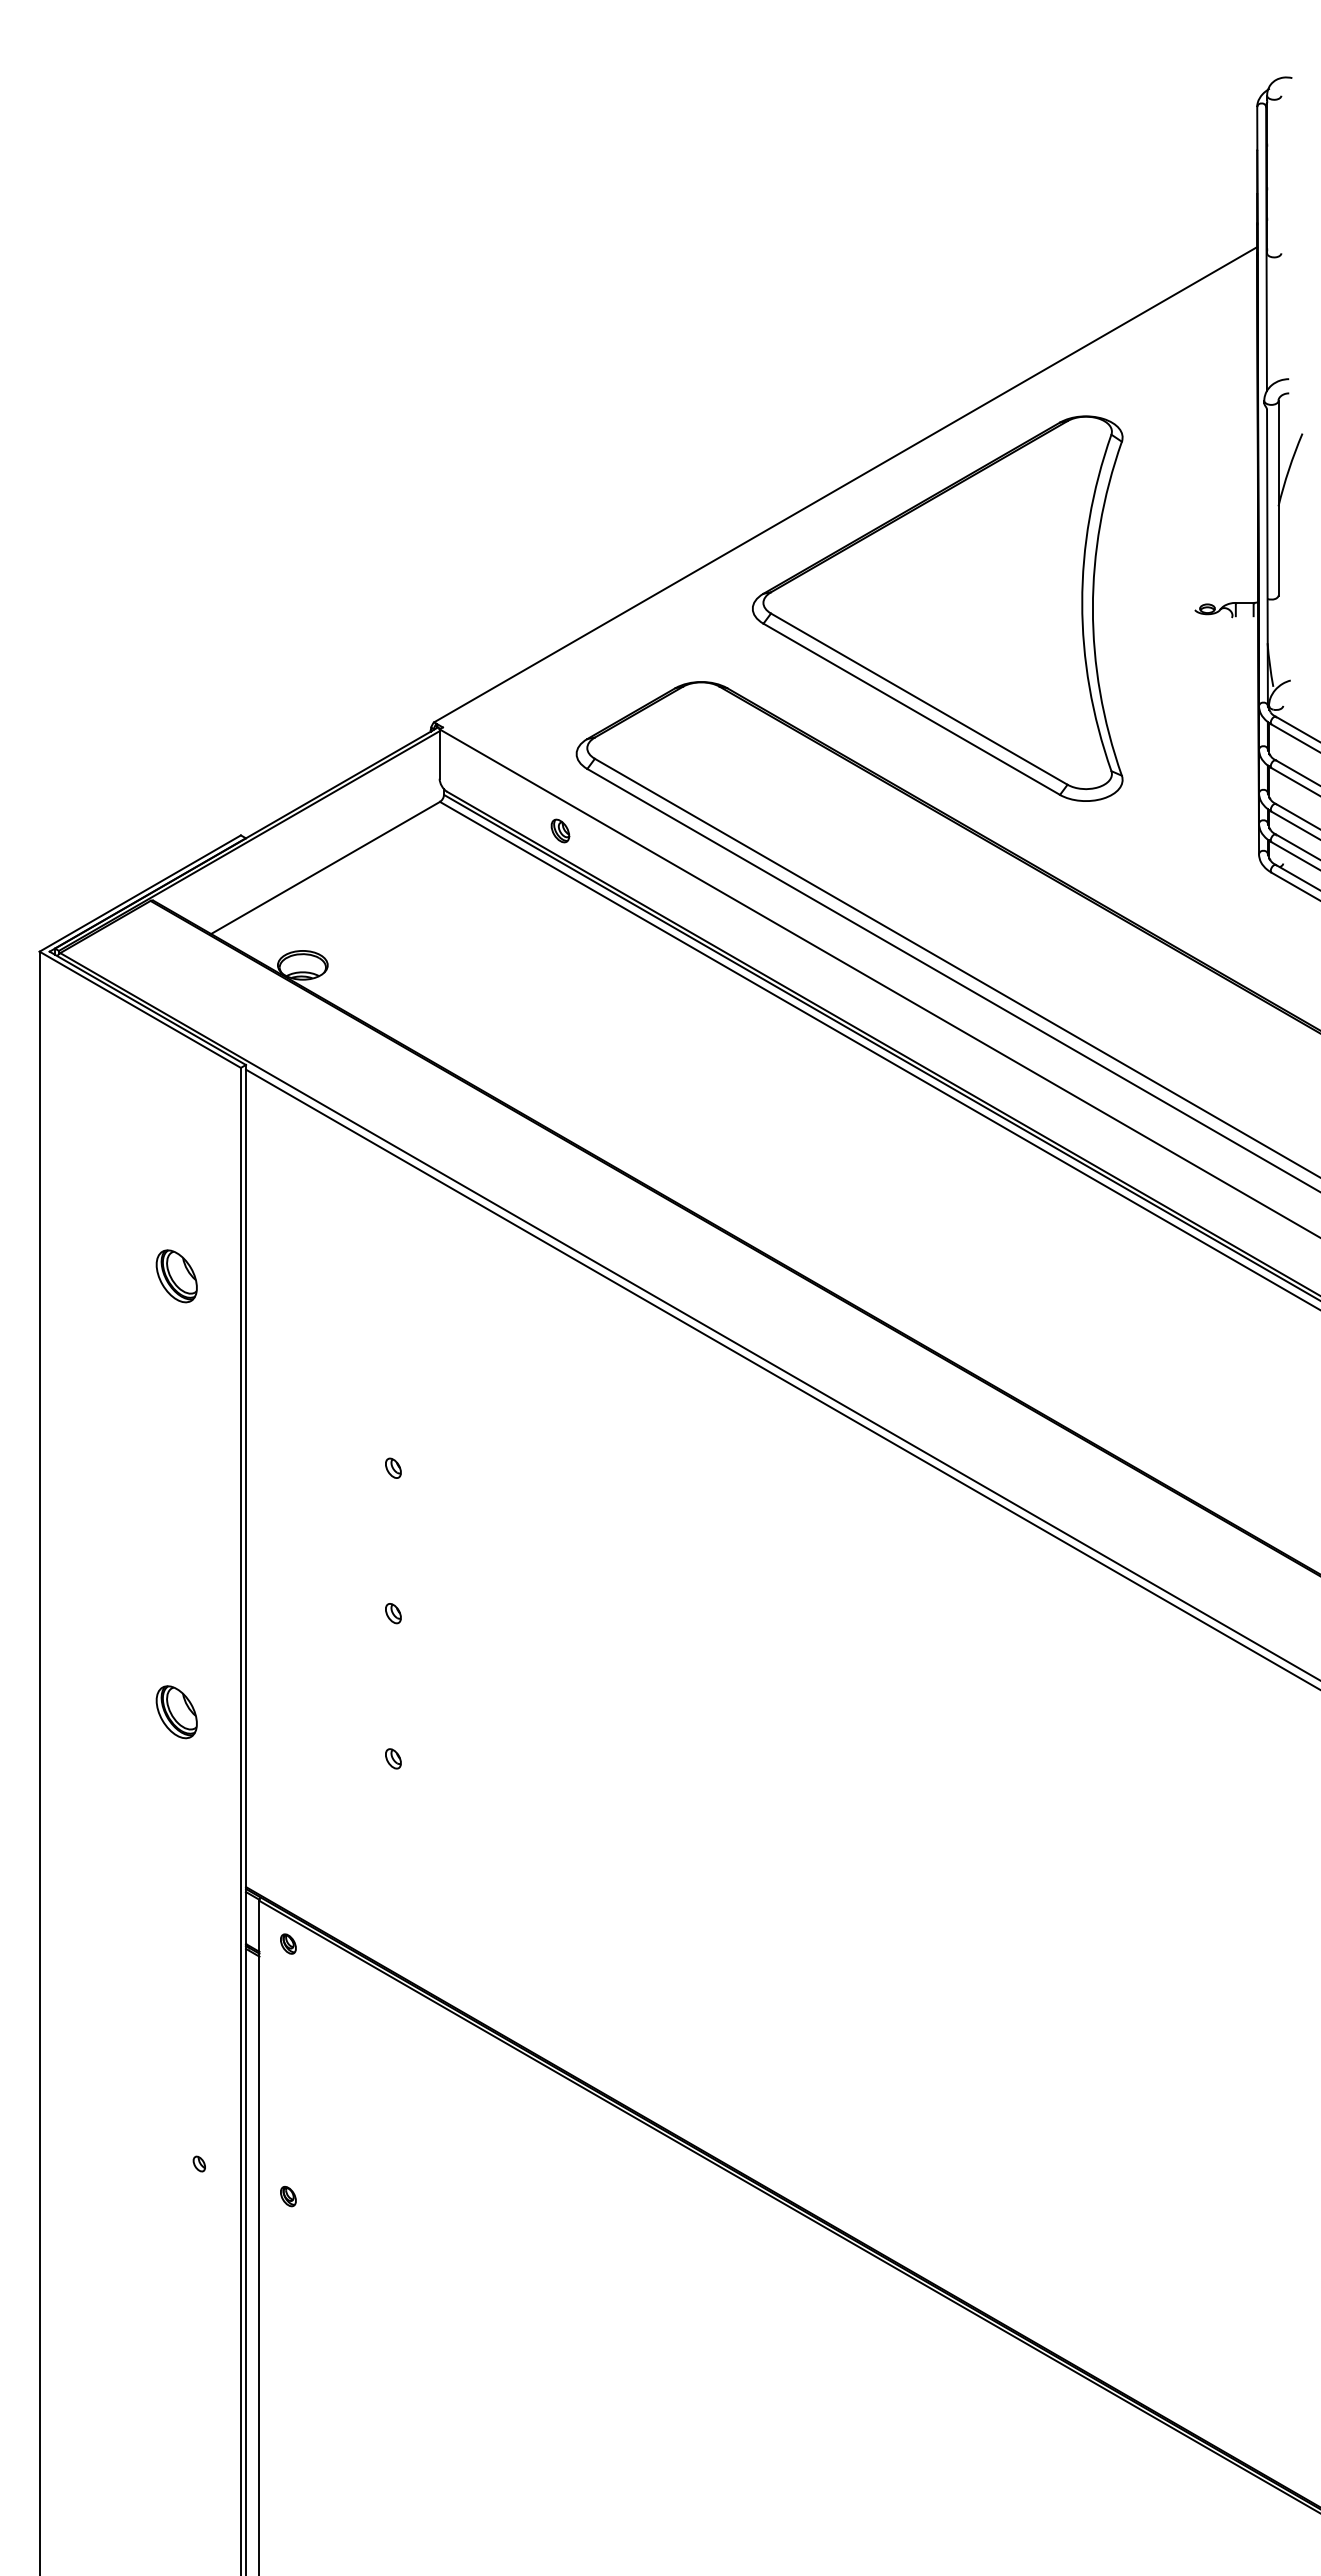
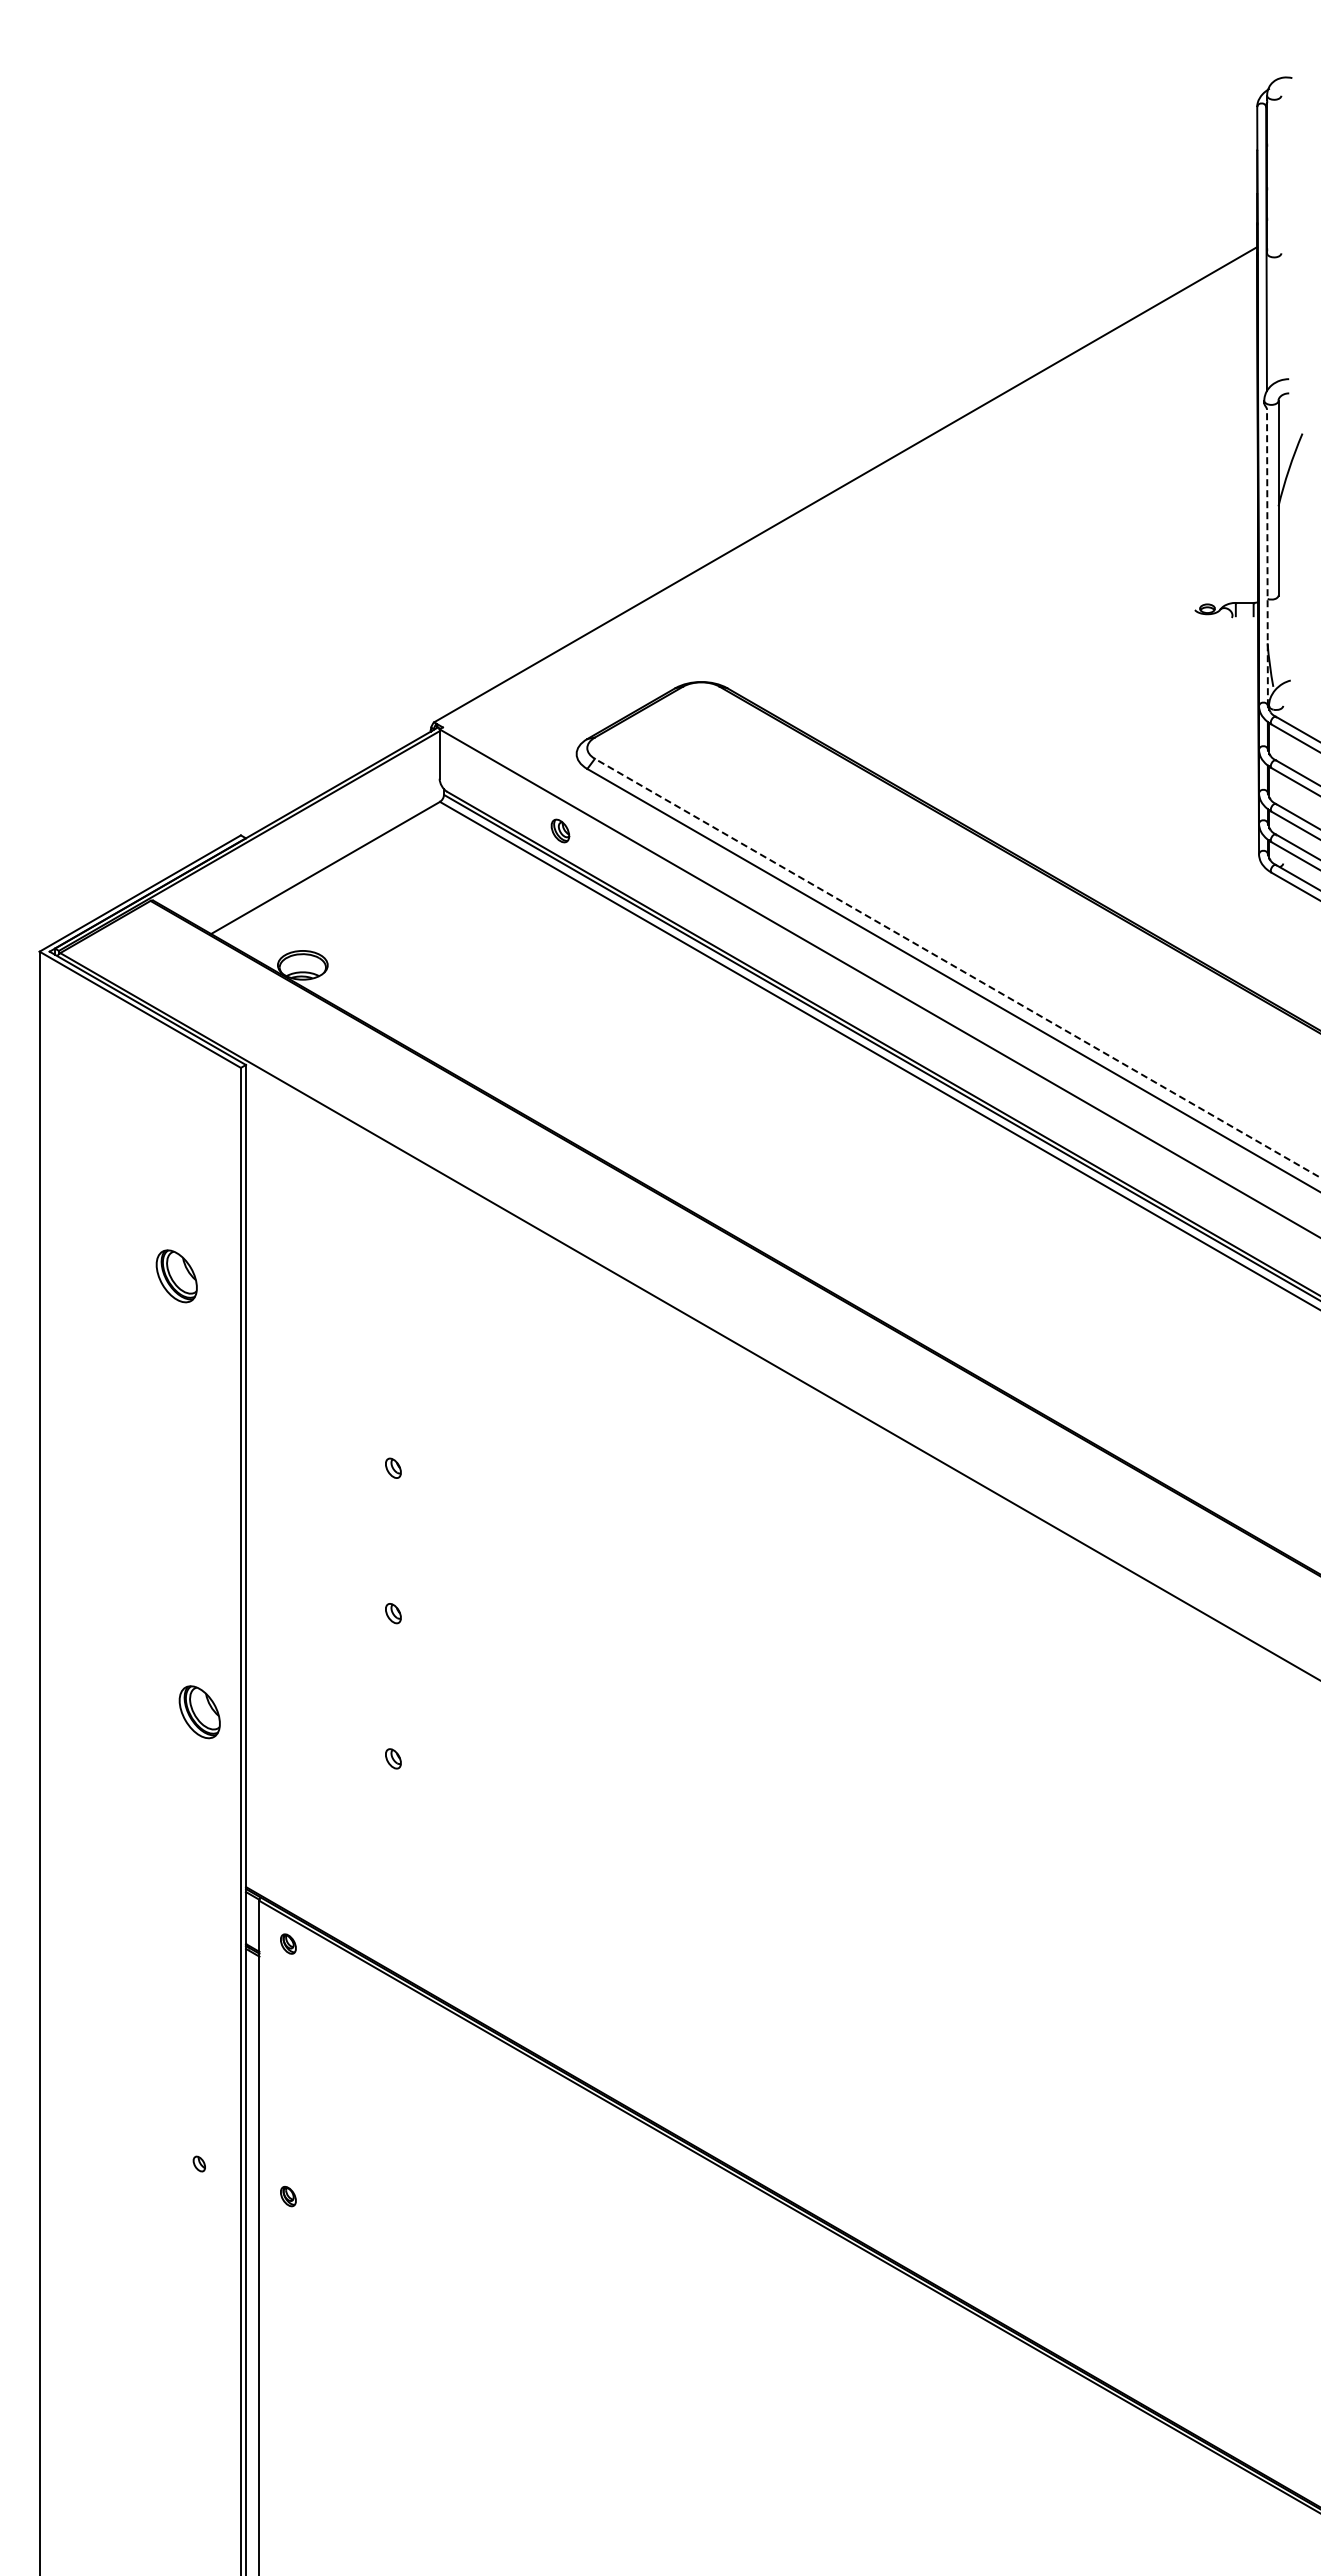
line: solid -> dashed (1267, 557)
part: present -> none (937, 608)
line: solid -> dashed (957, 968)
line: present -> none (781, 1378)
part position: (176, 1712) -> (199, 1712) (199, 1712)
